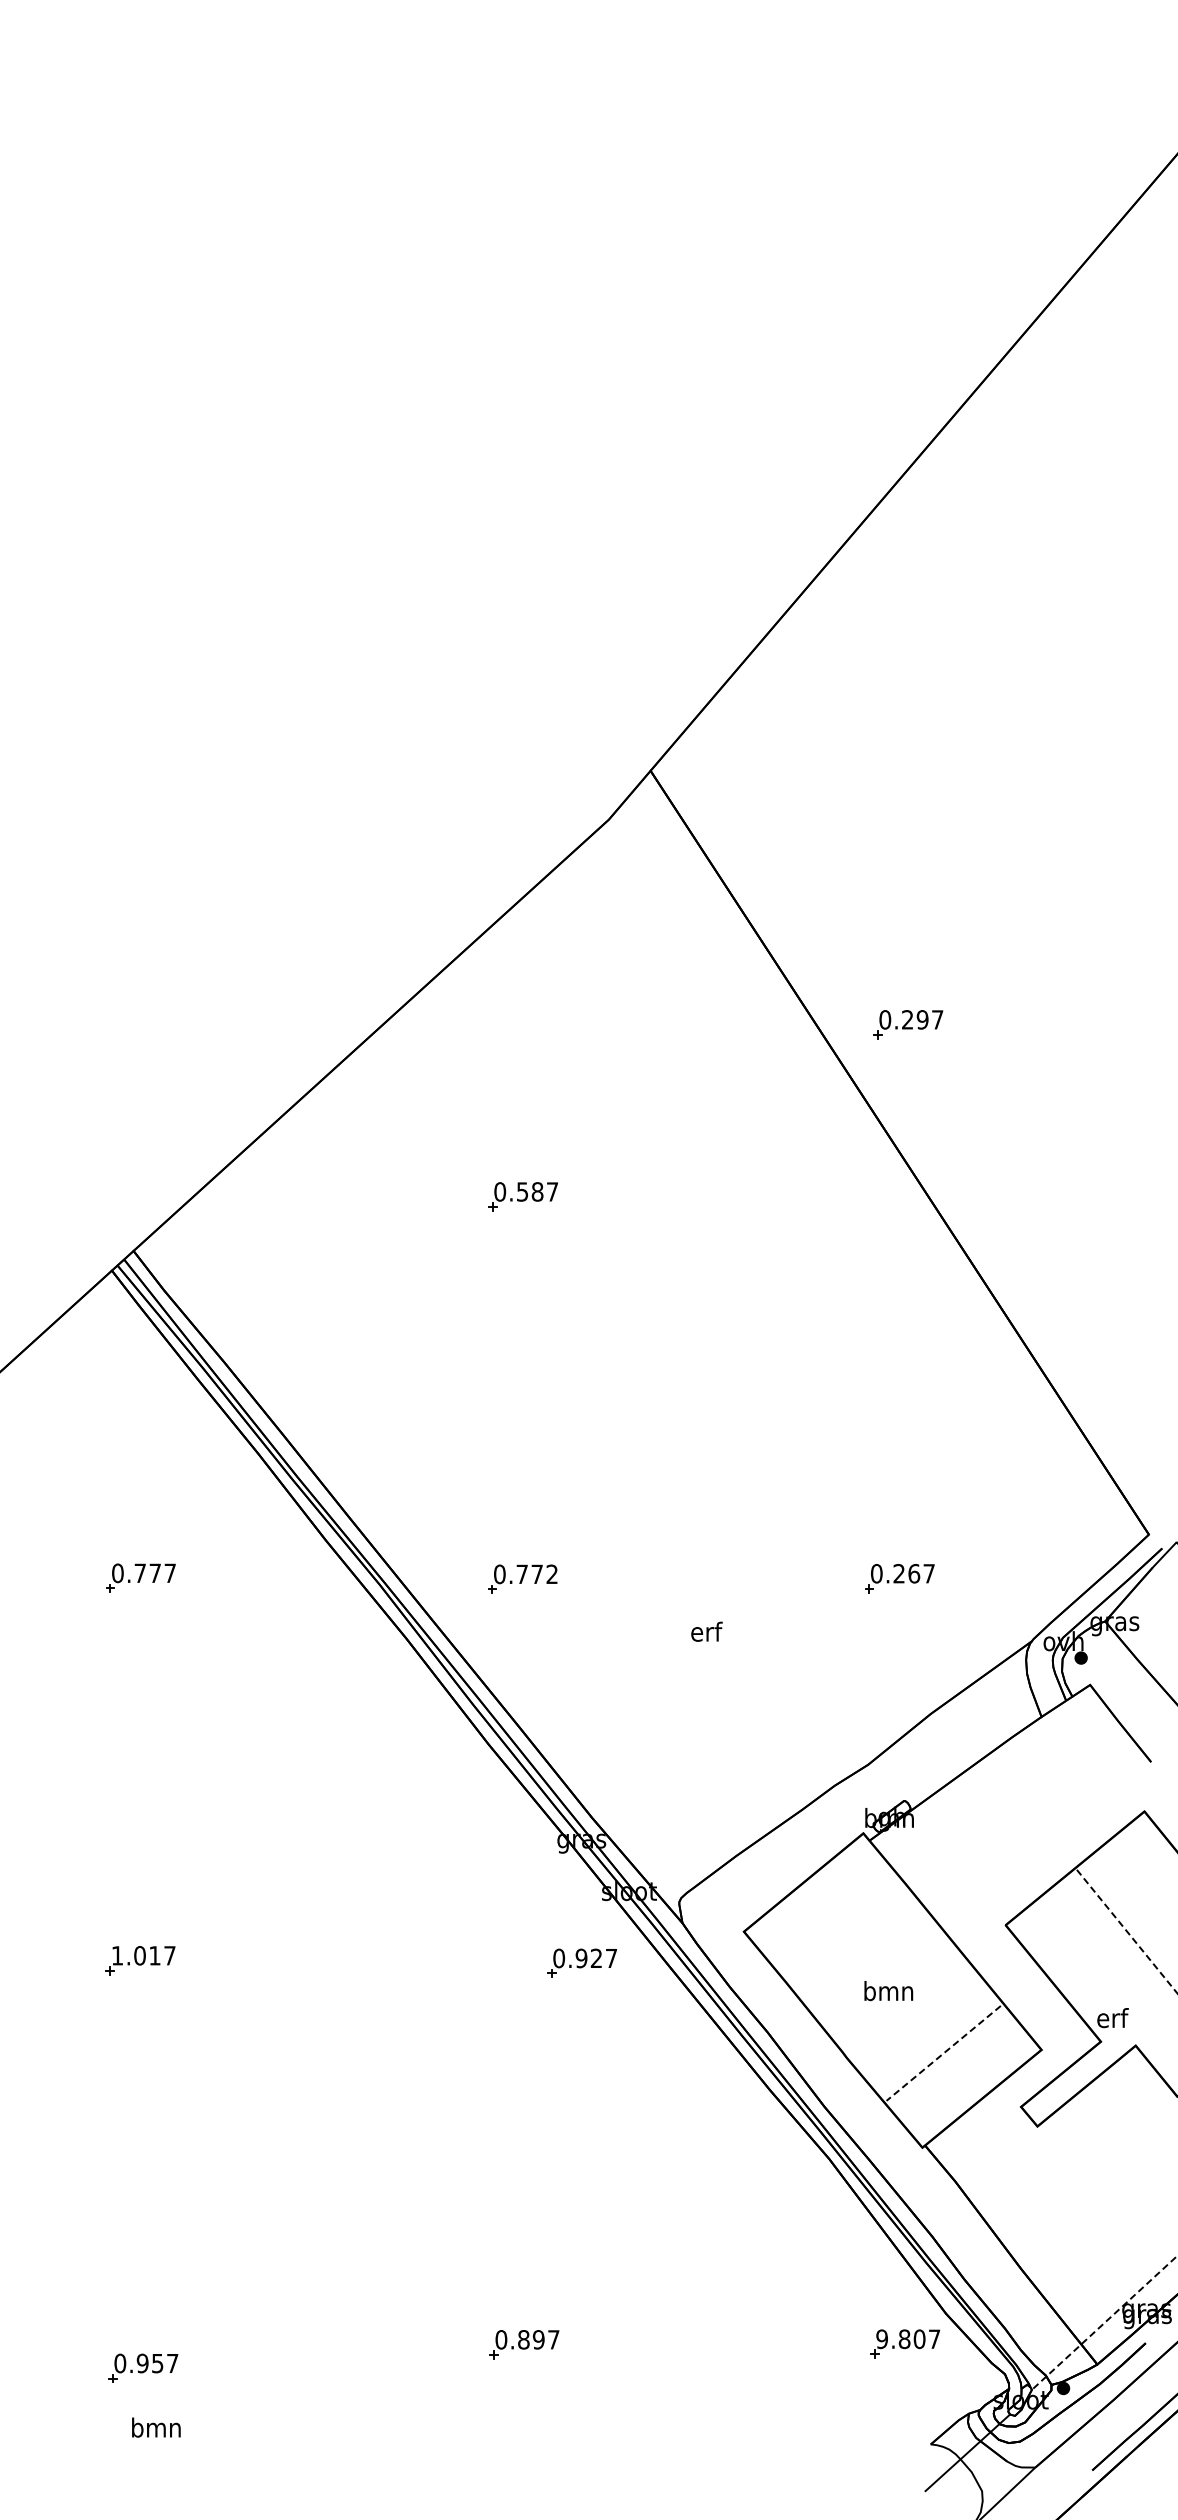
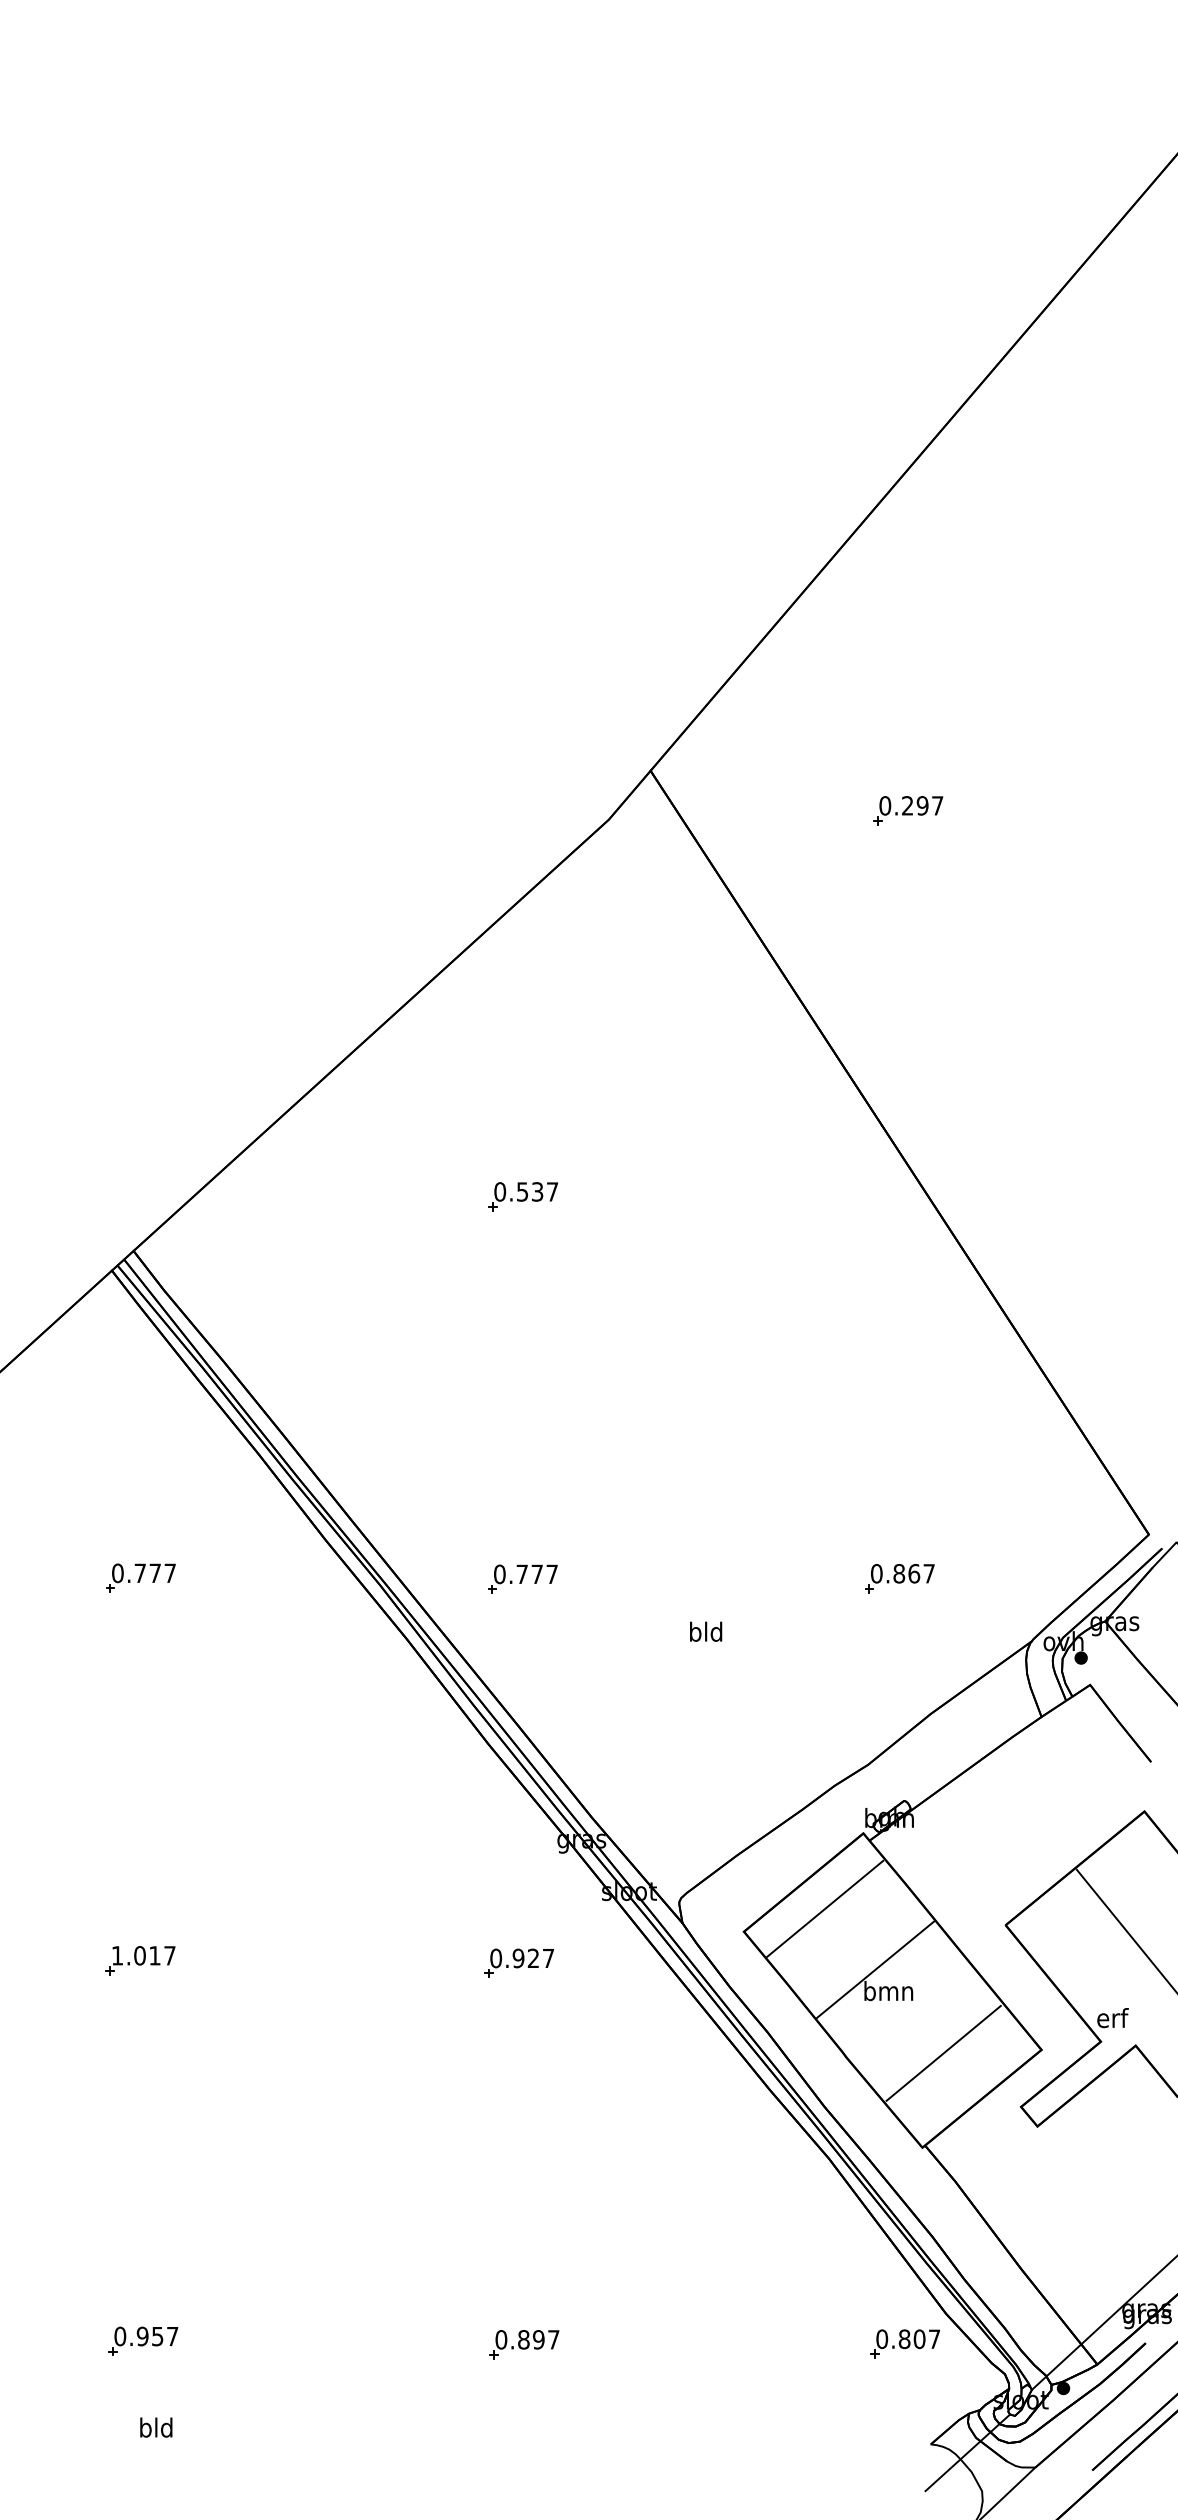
part position: (908, 1024) -> (908, 810) (908, 810)
text: 0.587 -> 0.537 (537, 1191)
text: 0.772 -> 0.777 (551, 1573)
text: 0.267 -> 0.867 (899, 1573)
text: erf -> bld (706, 1631)
line: none -> present (825, 1908)
line: dashed -> solid (1127, 1931)
part position: (581, 1962) -> (518, 1962) (518, 1962)
line: none -> present (875, 1969)
line: dashed -> solid (943, 2053)
line: dashed -> solid (1104, 2322)
text: 9.807 -> 0.807 (882, 2339)
part position: (143, 2367) -> (143, 2340) (143, 2340)
text: bmn -> bld (156, 2427)
